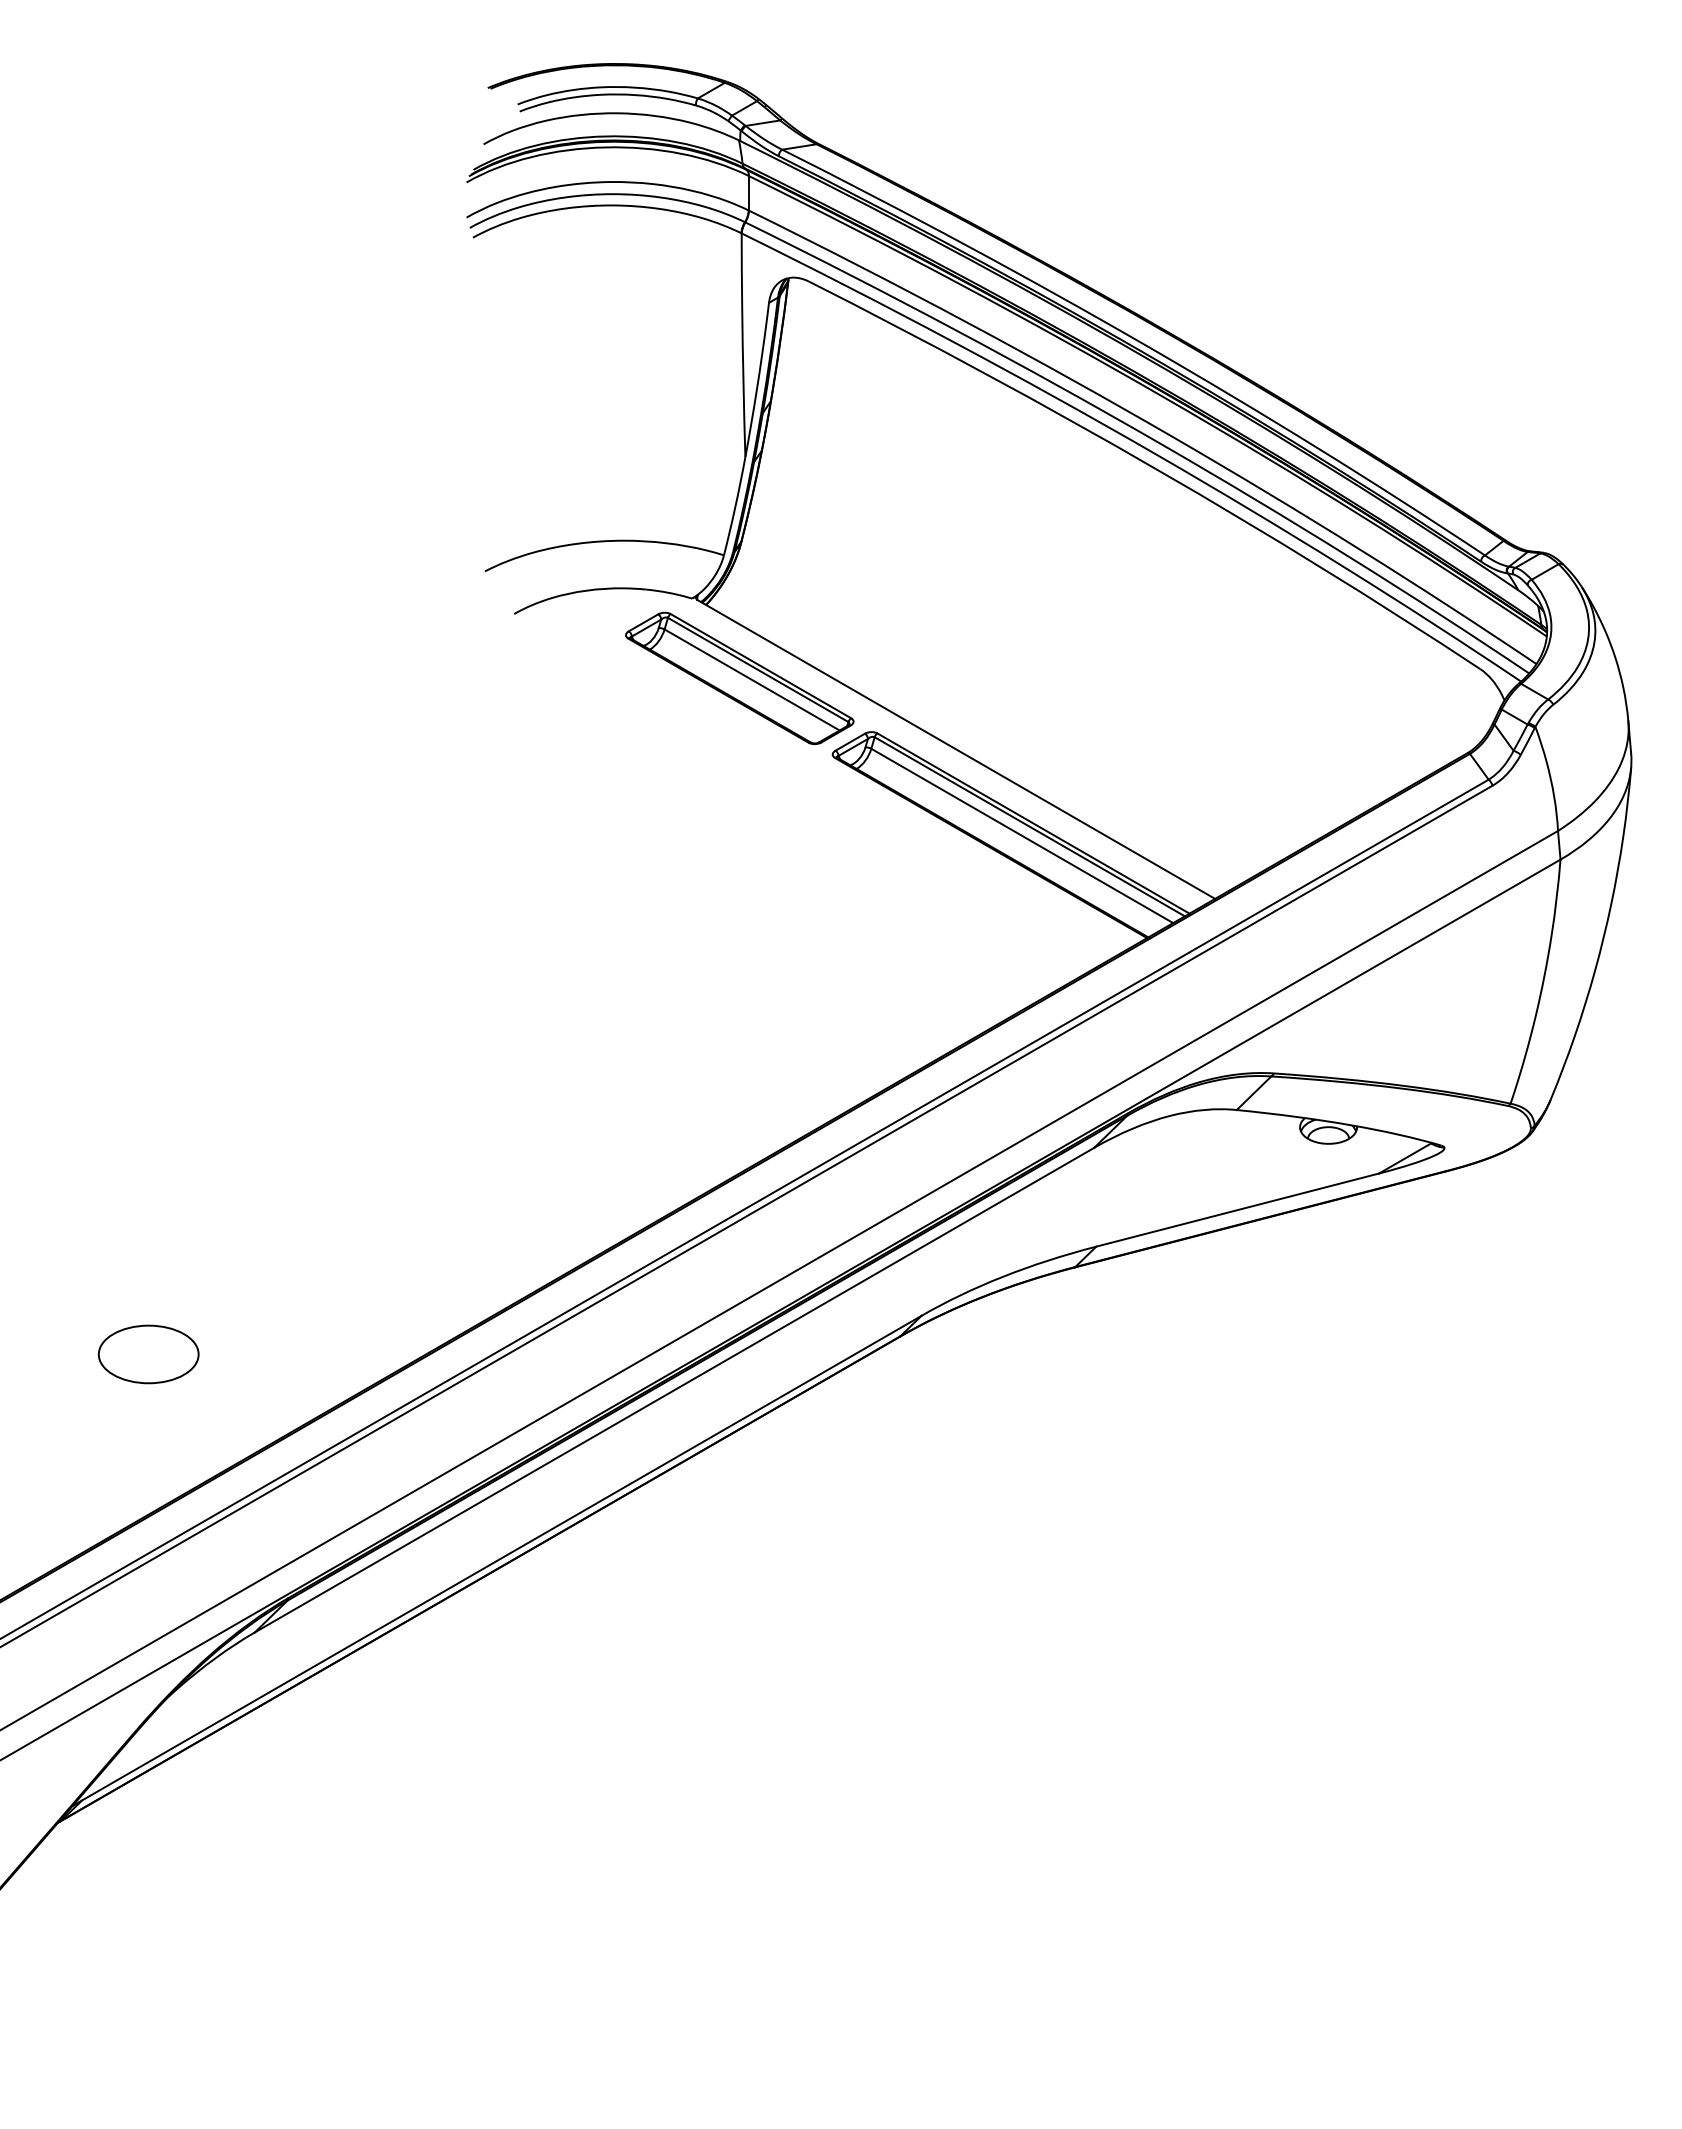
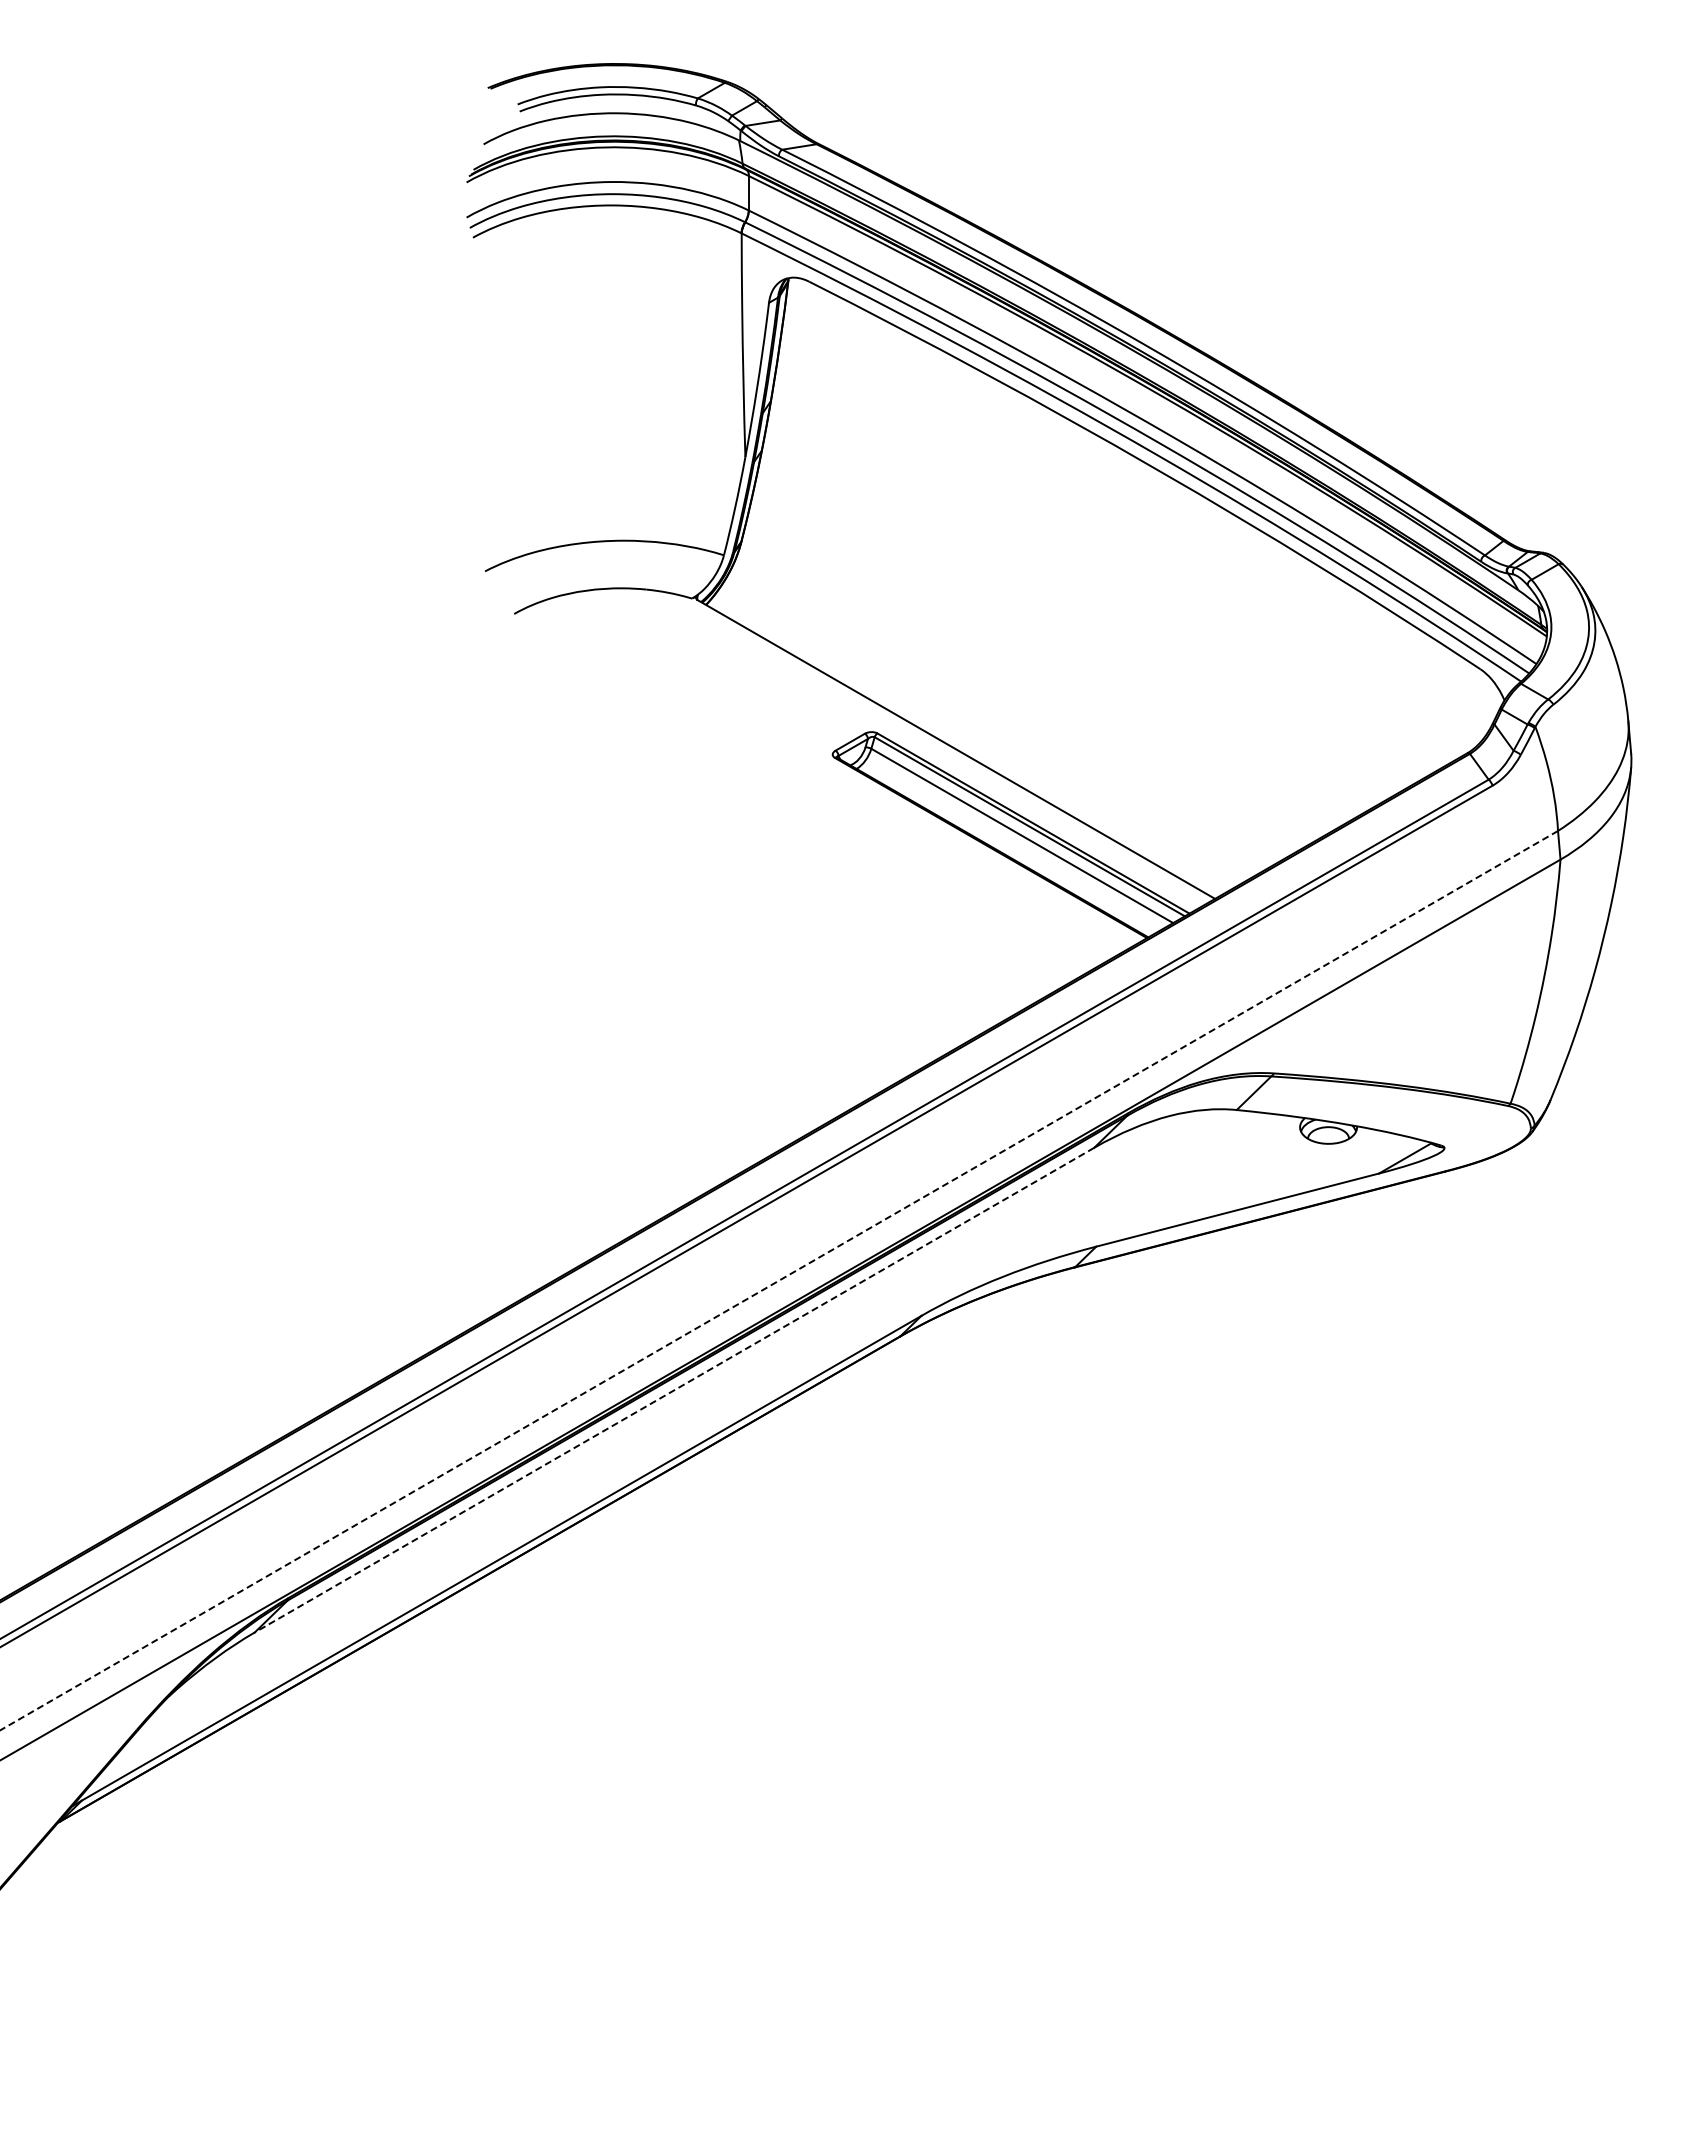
part: present -> none (739, 677)
line: solid -> dashed (778, 1280)
part: present -> none (148, 1354)
line: solid -> dashed (674, 1390)
